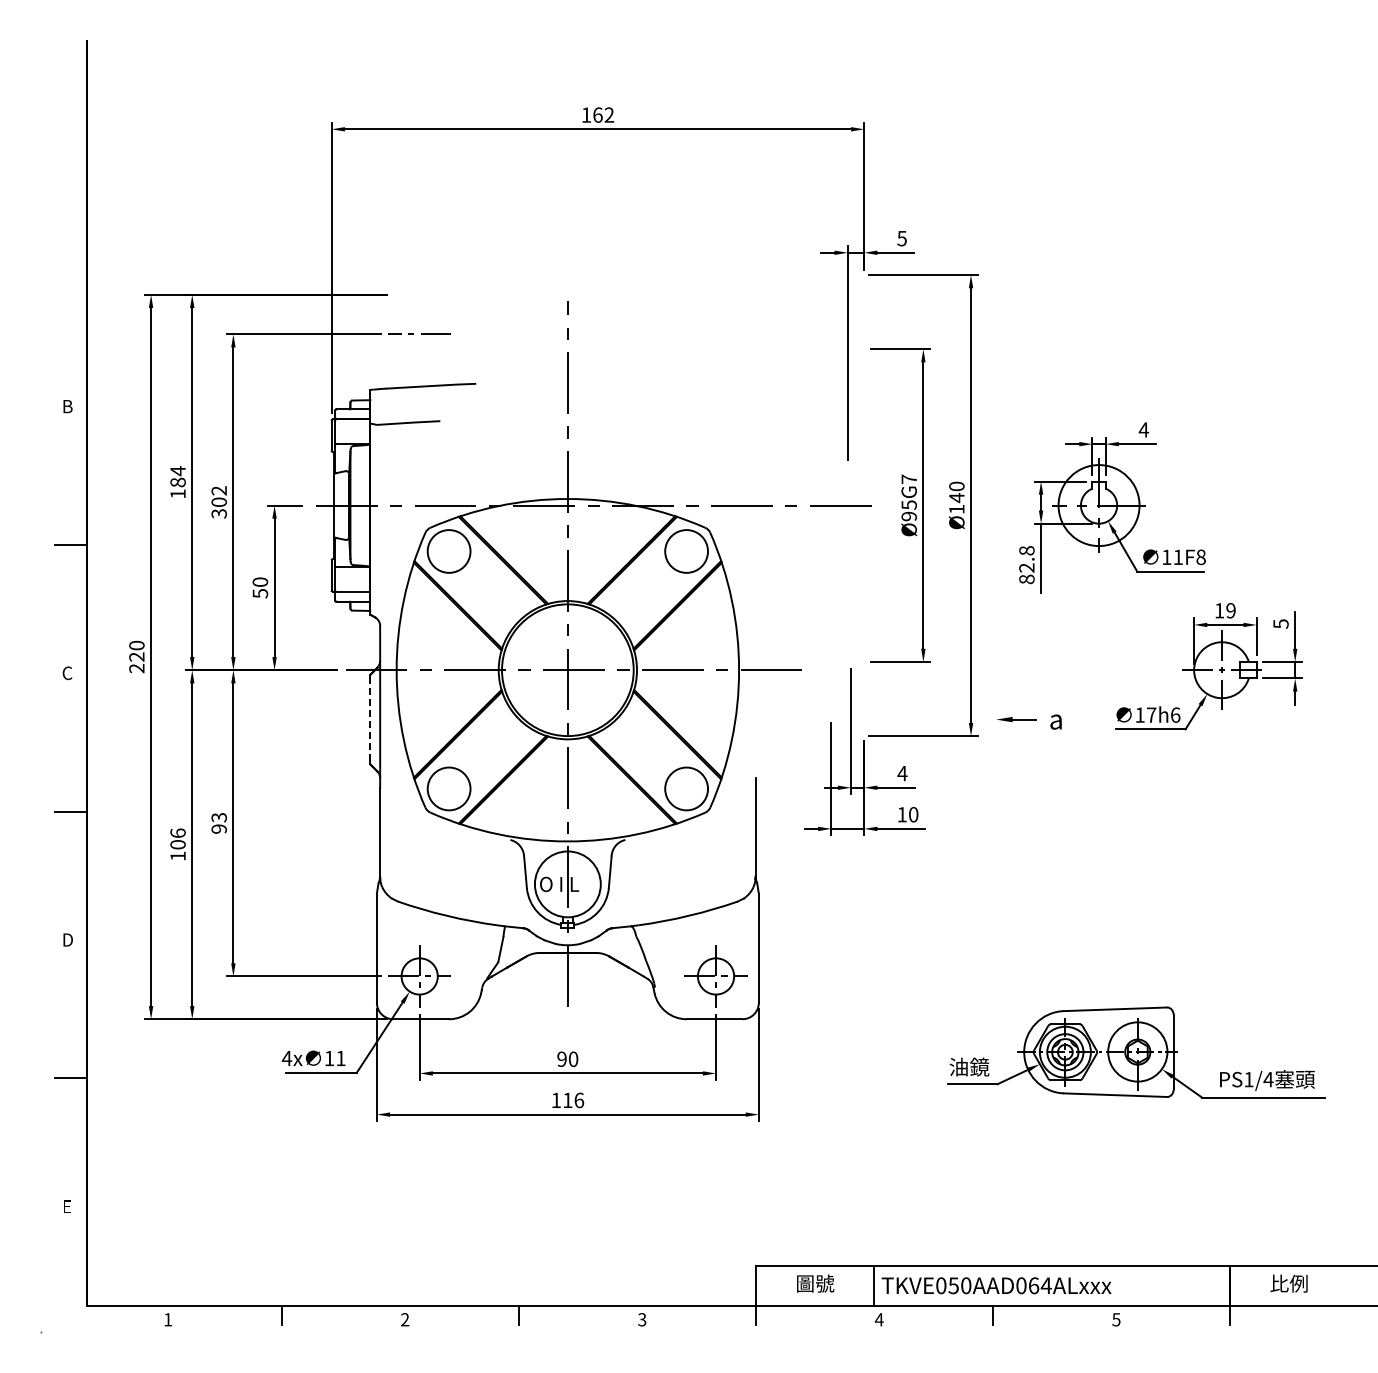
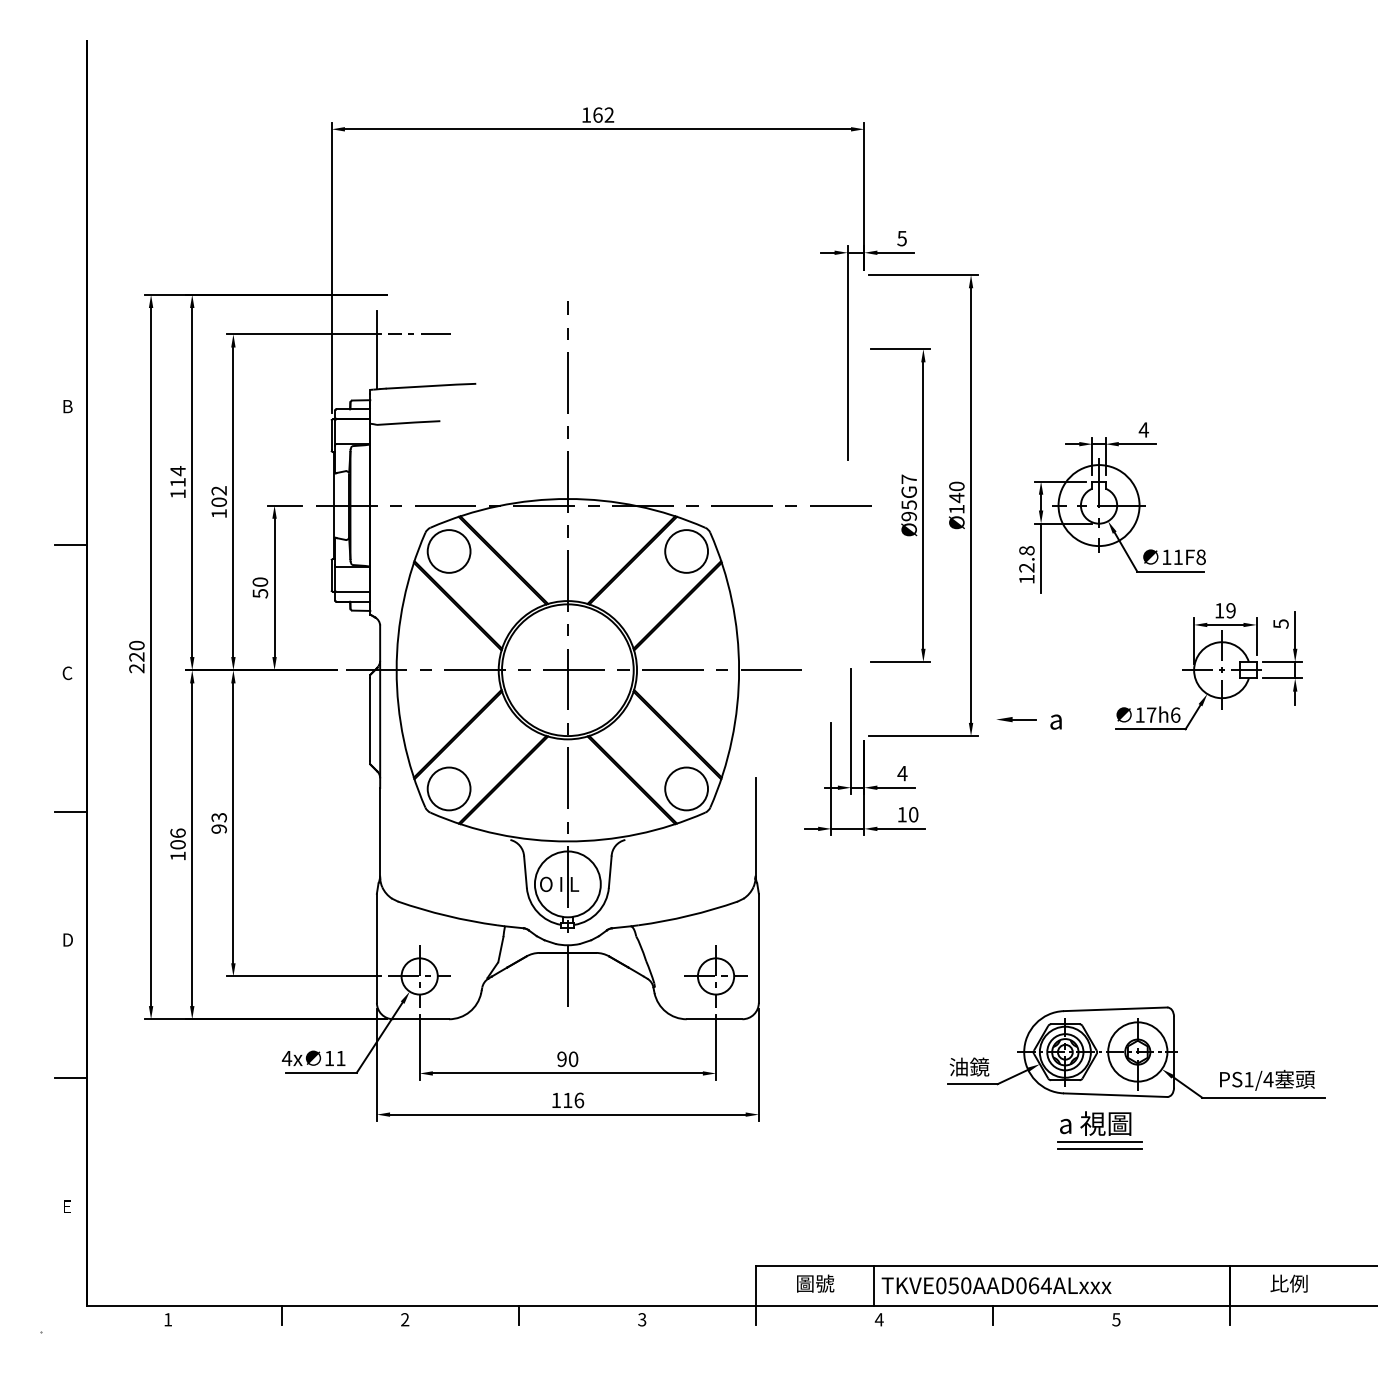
line: none -> present (376, 350)
text: 184 -> 114 (177, 482)
text: 302 -> 102 (218, 513)
text: 82.8 -> 12.8 (1026, 579)
line: dashed -> solid (370, 719)
part: none -> present (1099, 1130)
